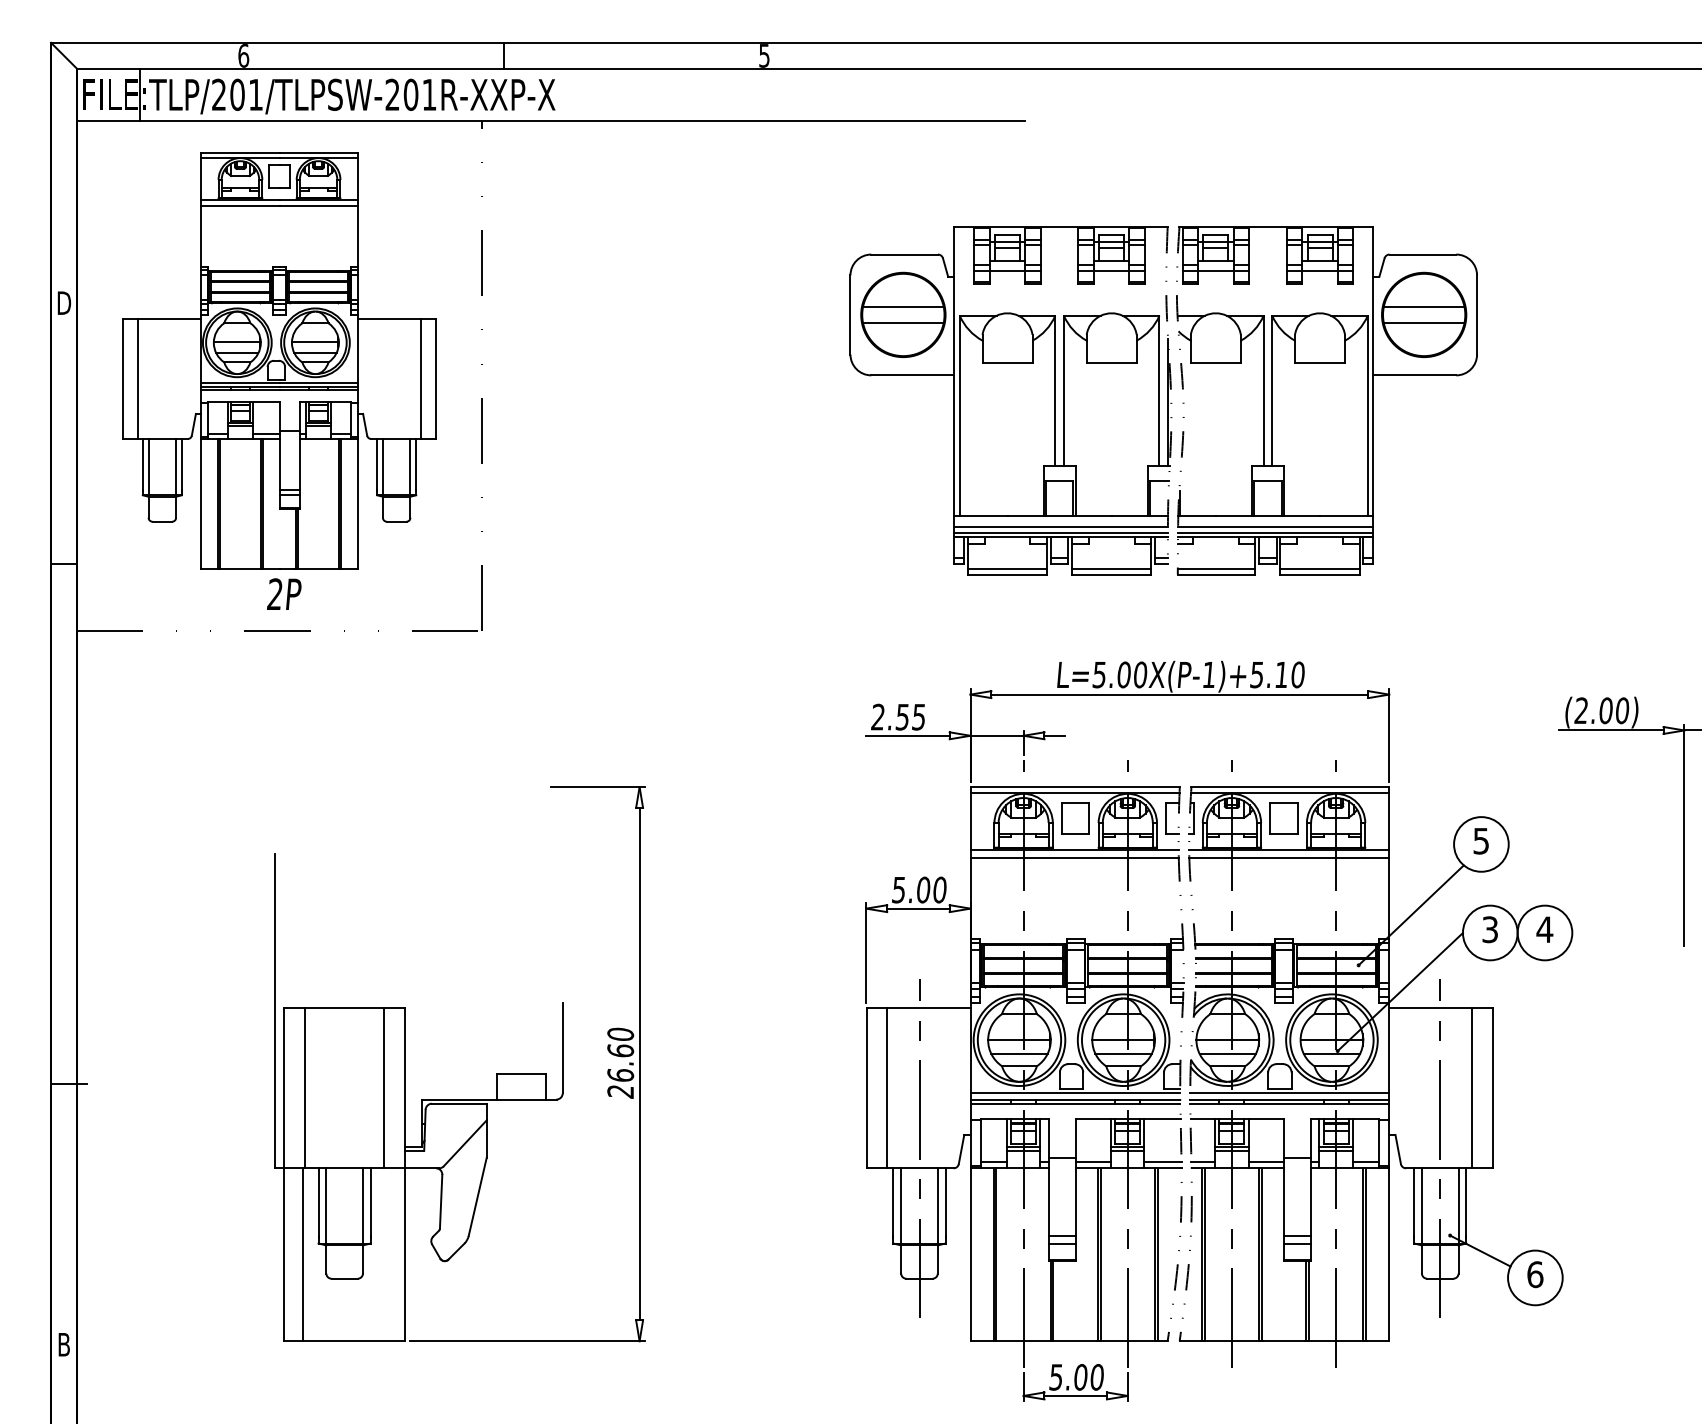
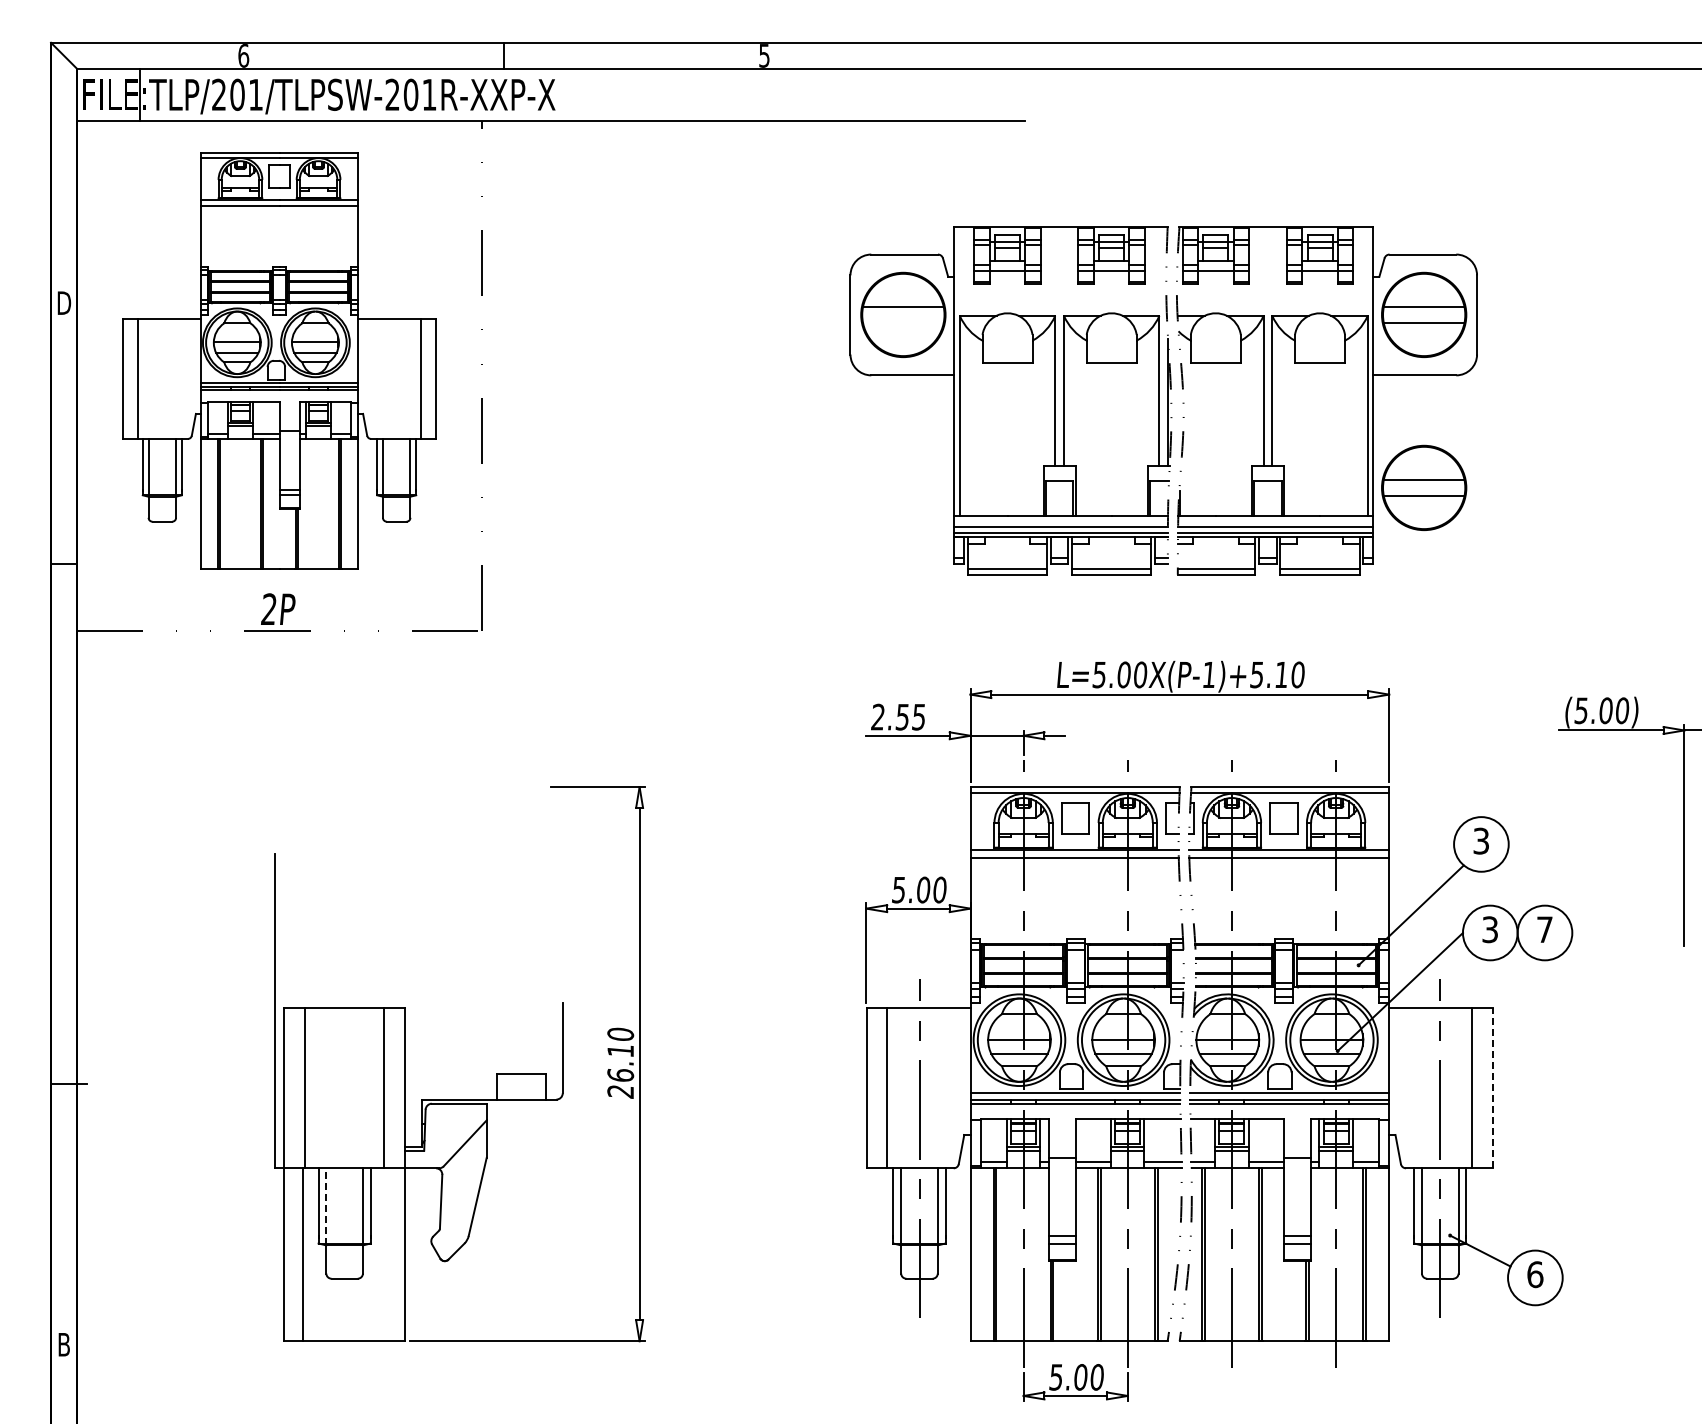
line: present -> none (903, 322)
part: none -> present (1424, 487)
text position: (284, 593) -> (278, 608) (278, 608)
text: (2.00) -> (5.00) (1580, 710)
text: 5 -> 3 (1481, 840)
text: 4 -> 7 (1544, 929)
text: 26.60 -> 26.10 (620, 1050)
line: solid -> dashed (1493, 1087)
line: solid -> dashed (326, 1206)
